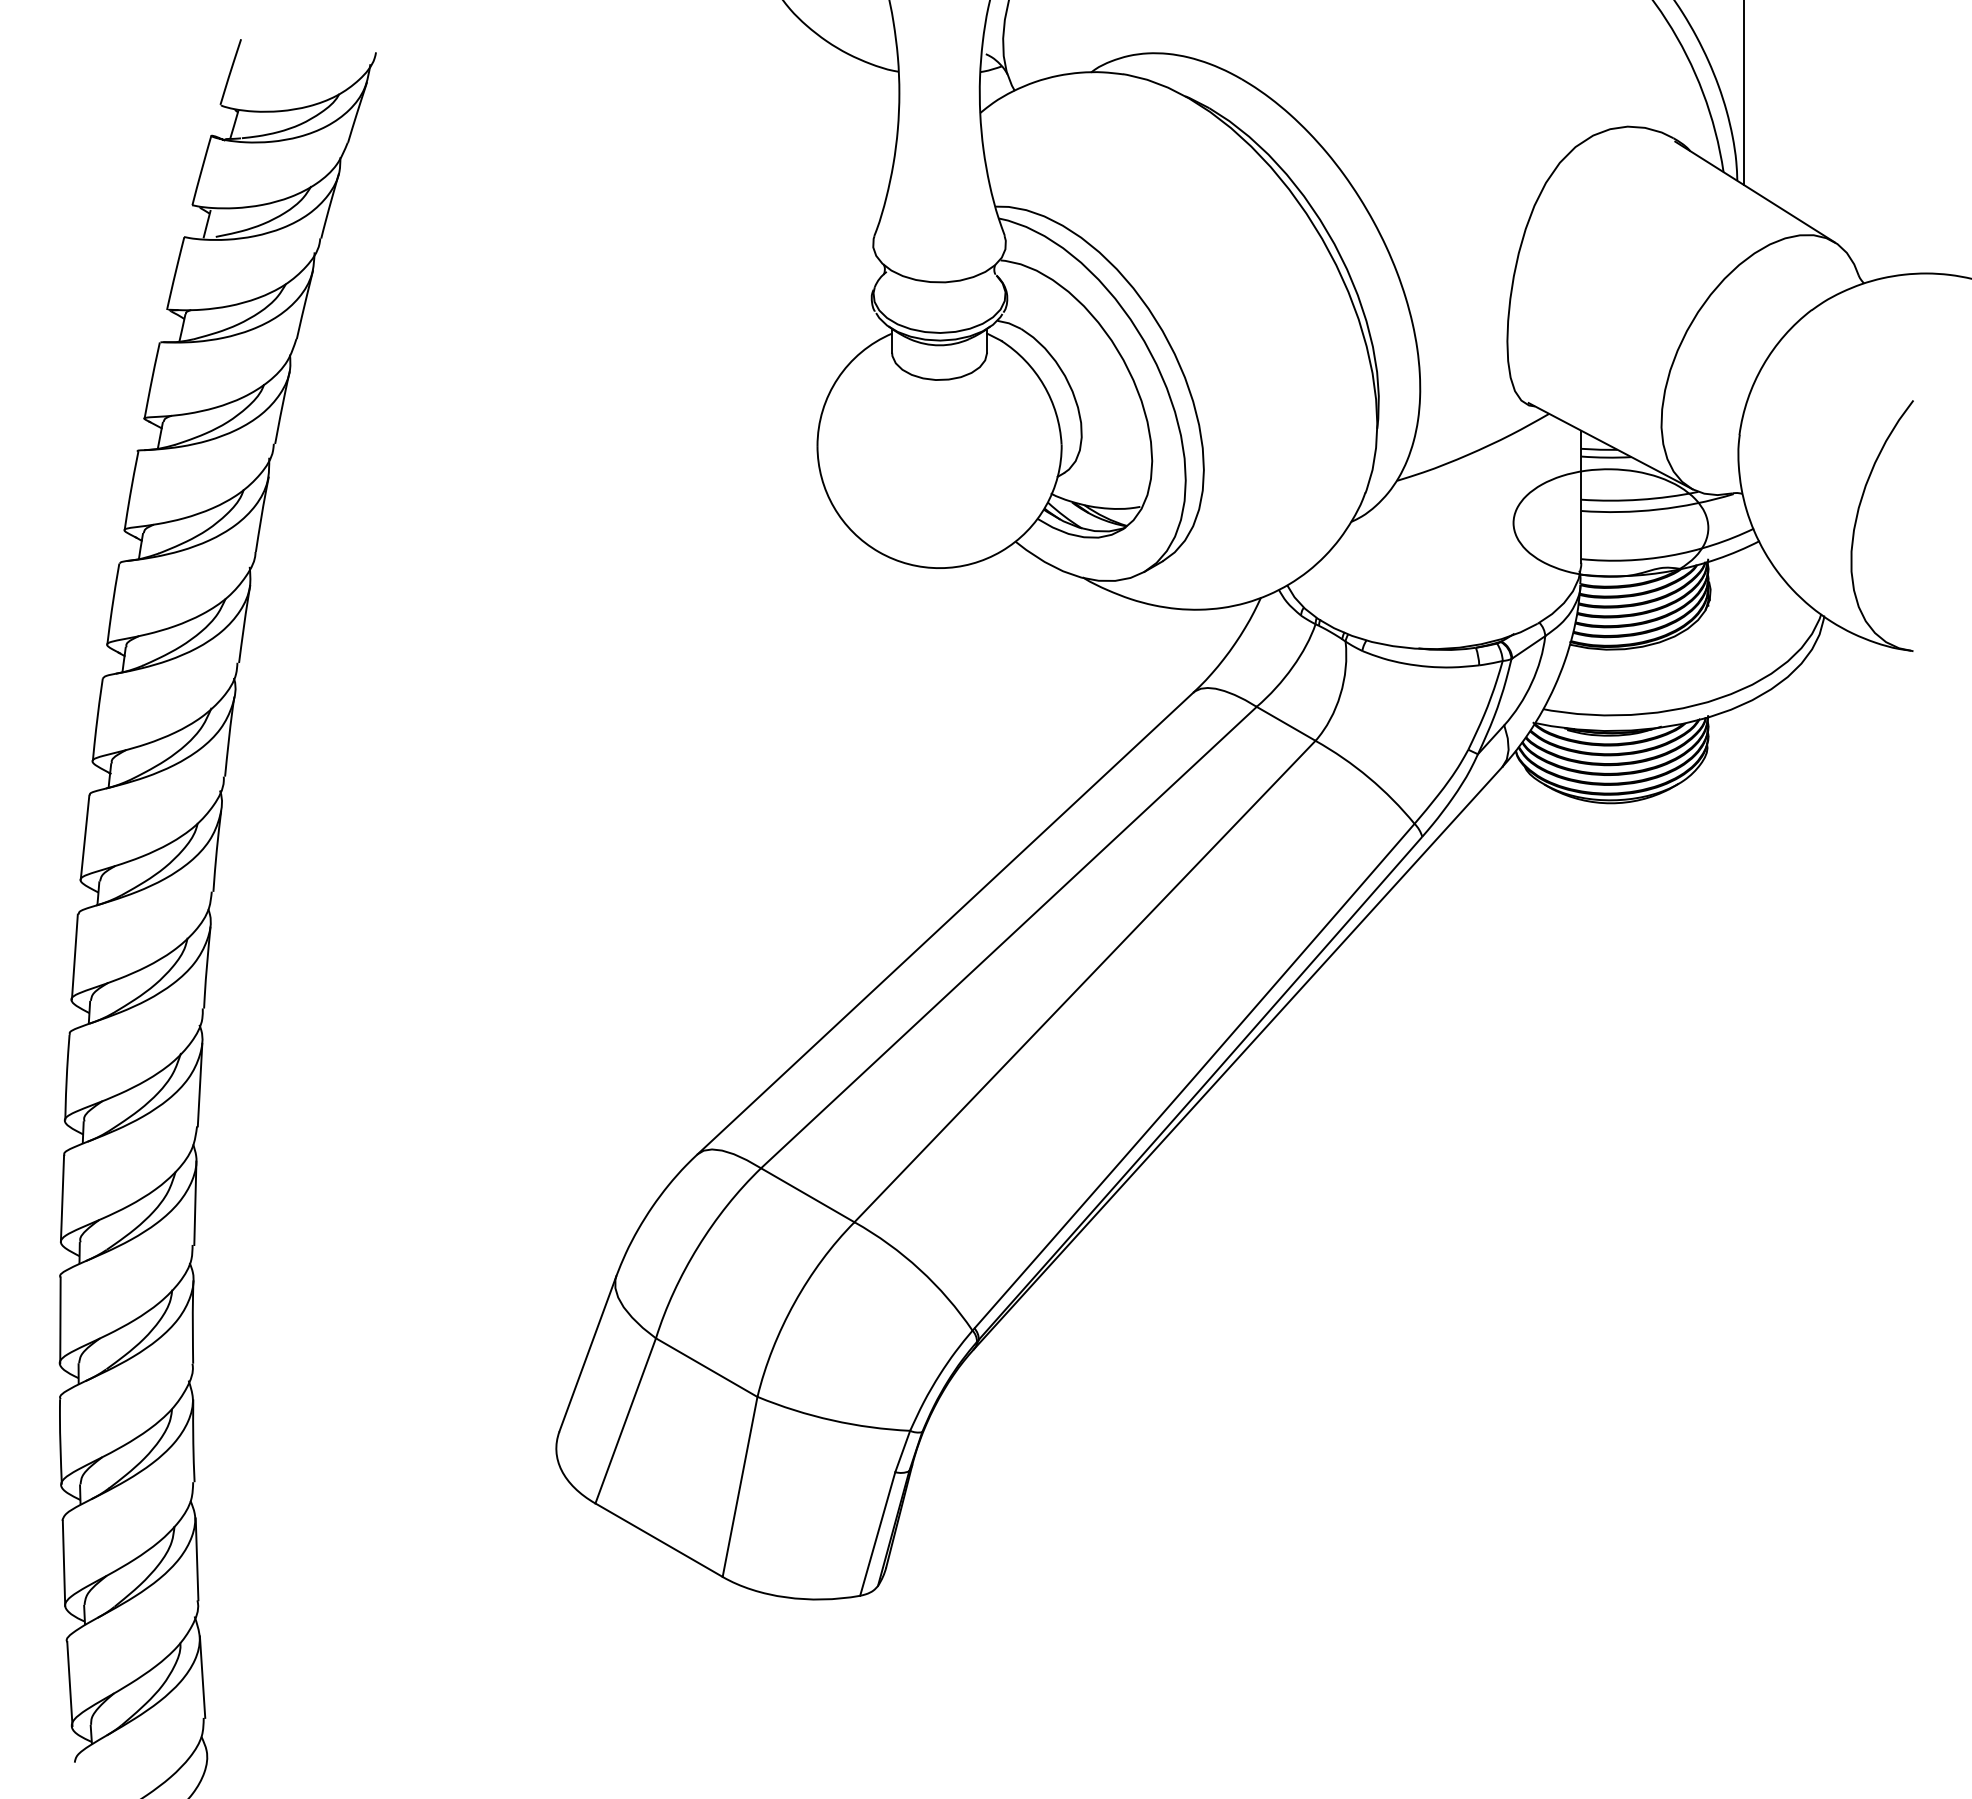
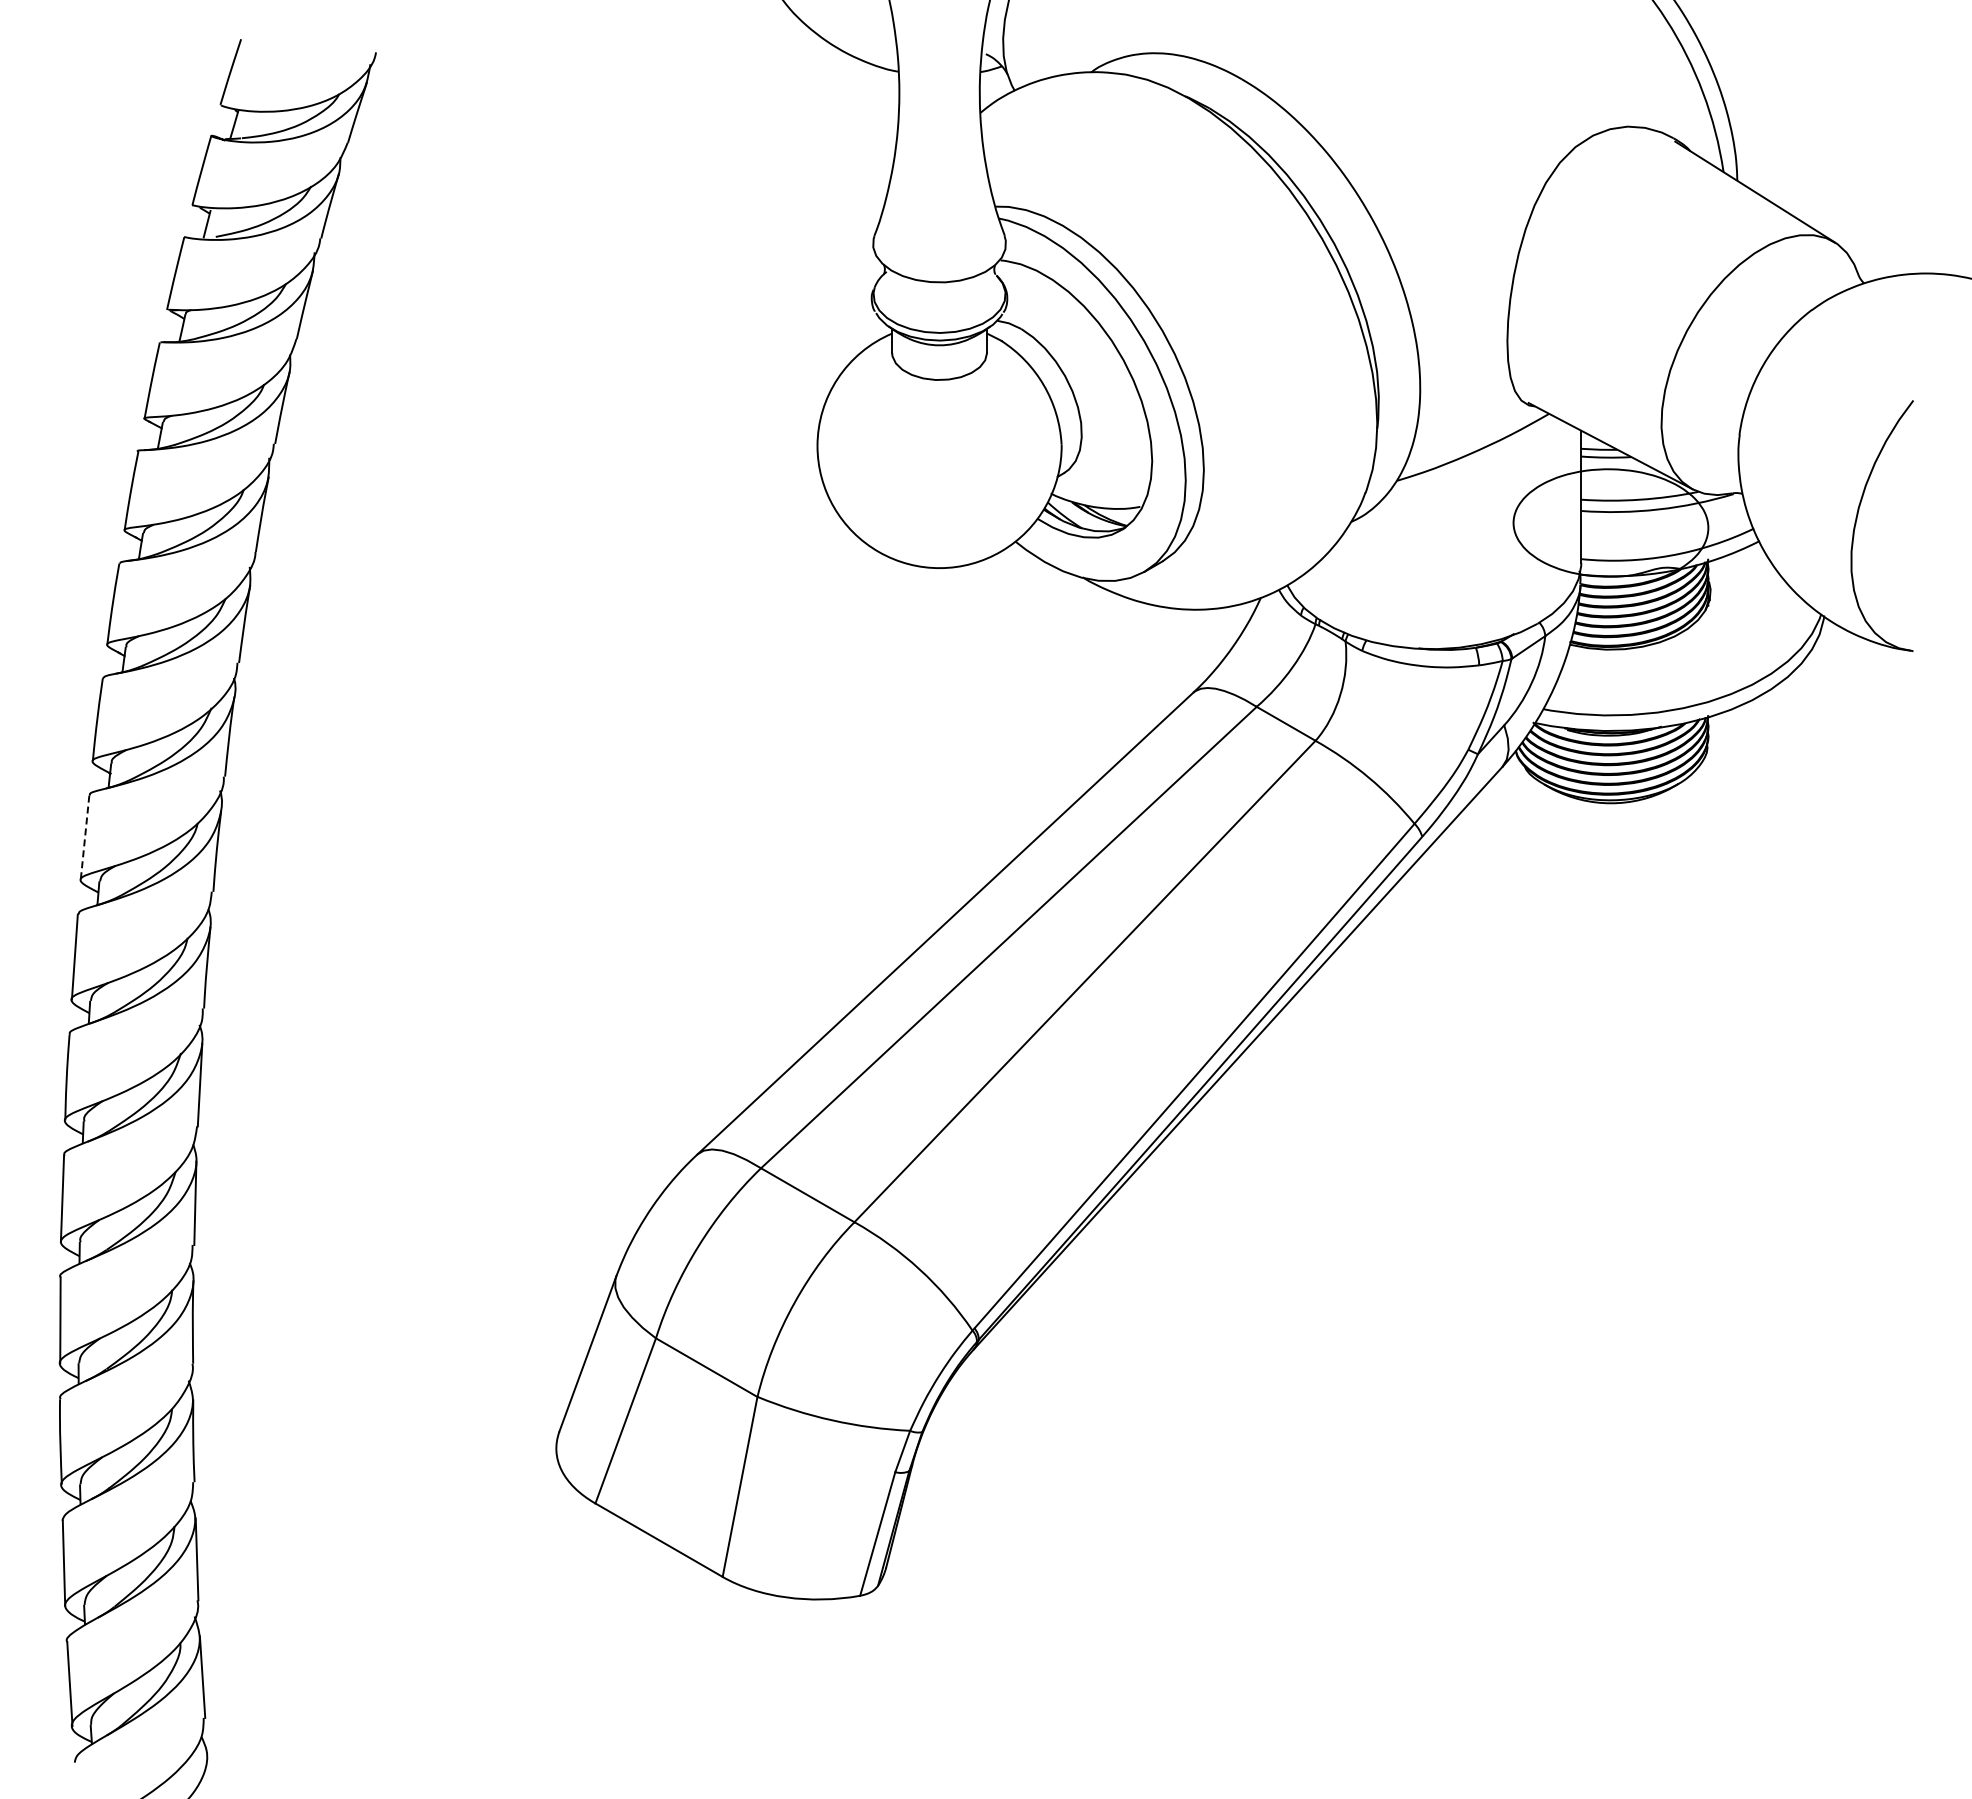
line: present -> none (1743, 93)
line: solid -> dashed (85, 838)
